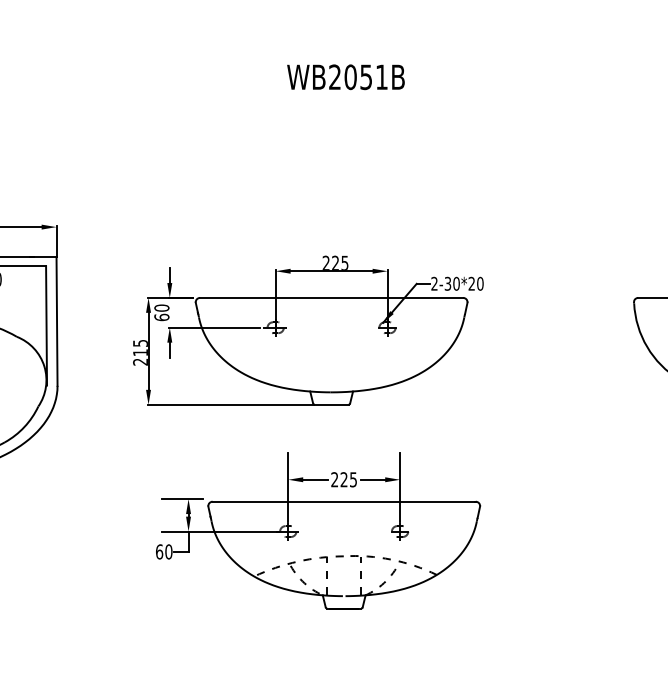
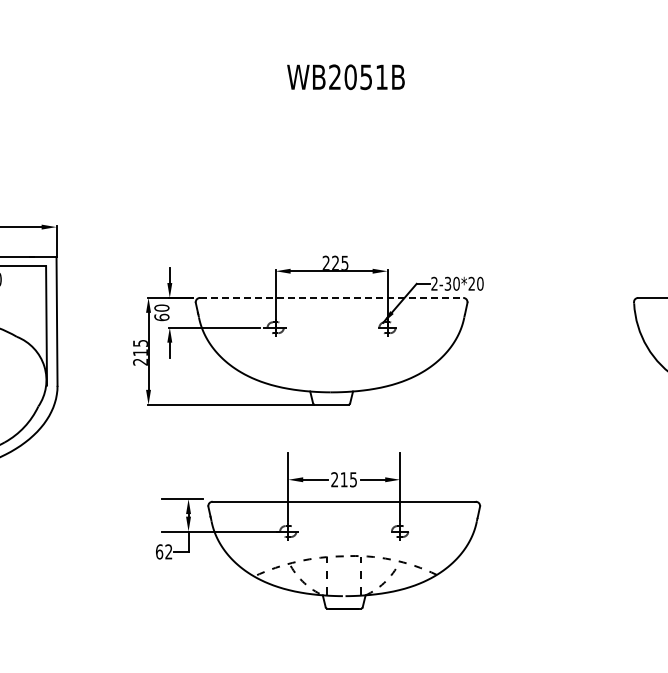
line: solid -> dashed (331, 297)
text: 225 -> 215 (343, 479)
text: 60 -> 62 (168, 551)
